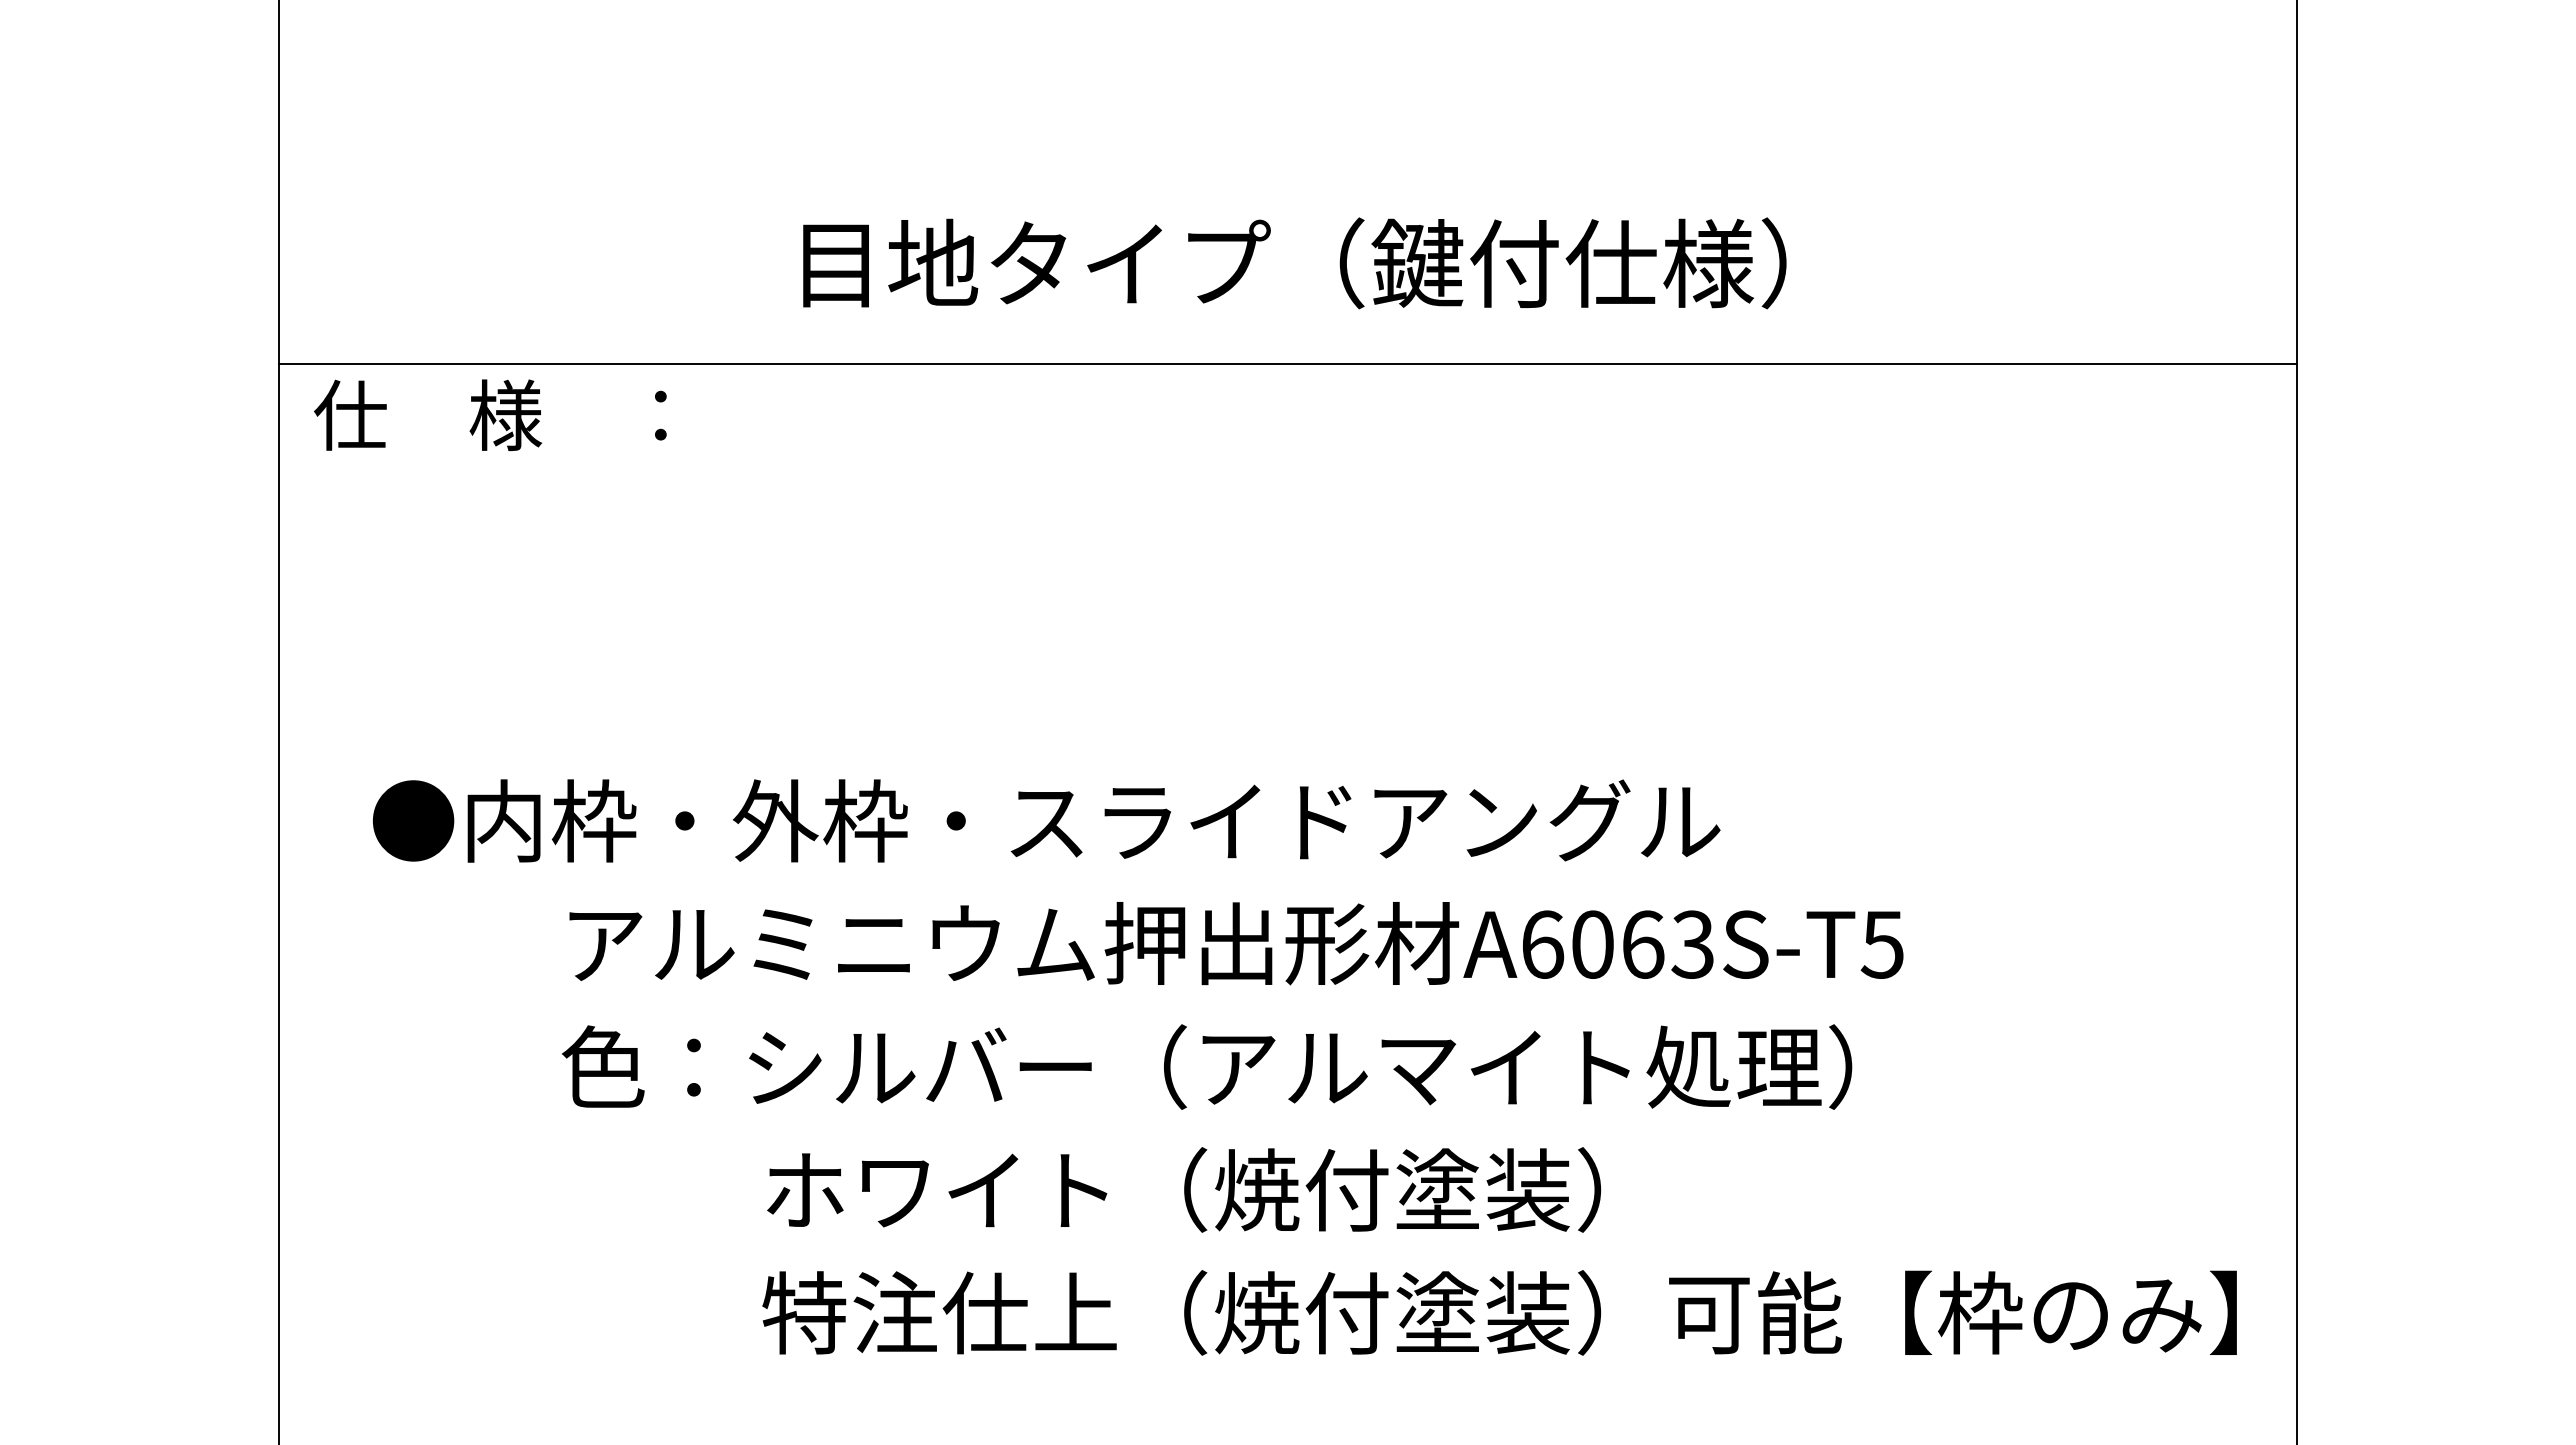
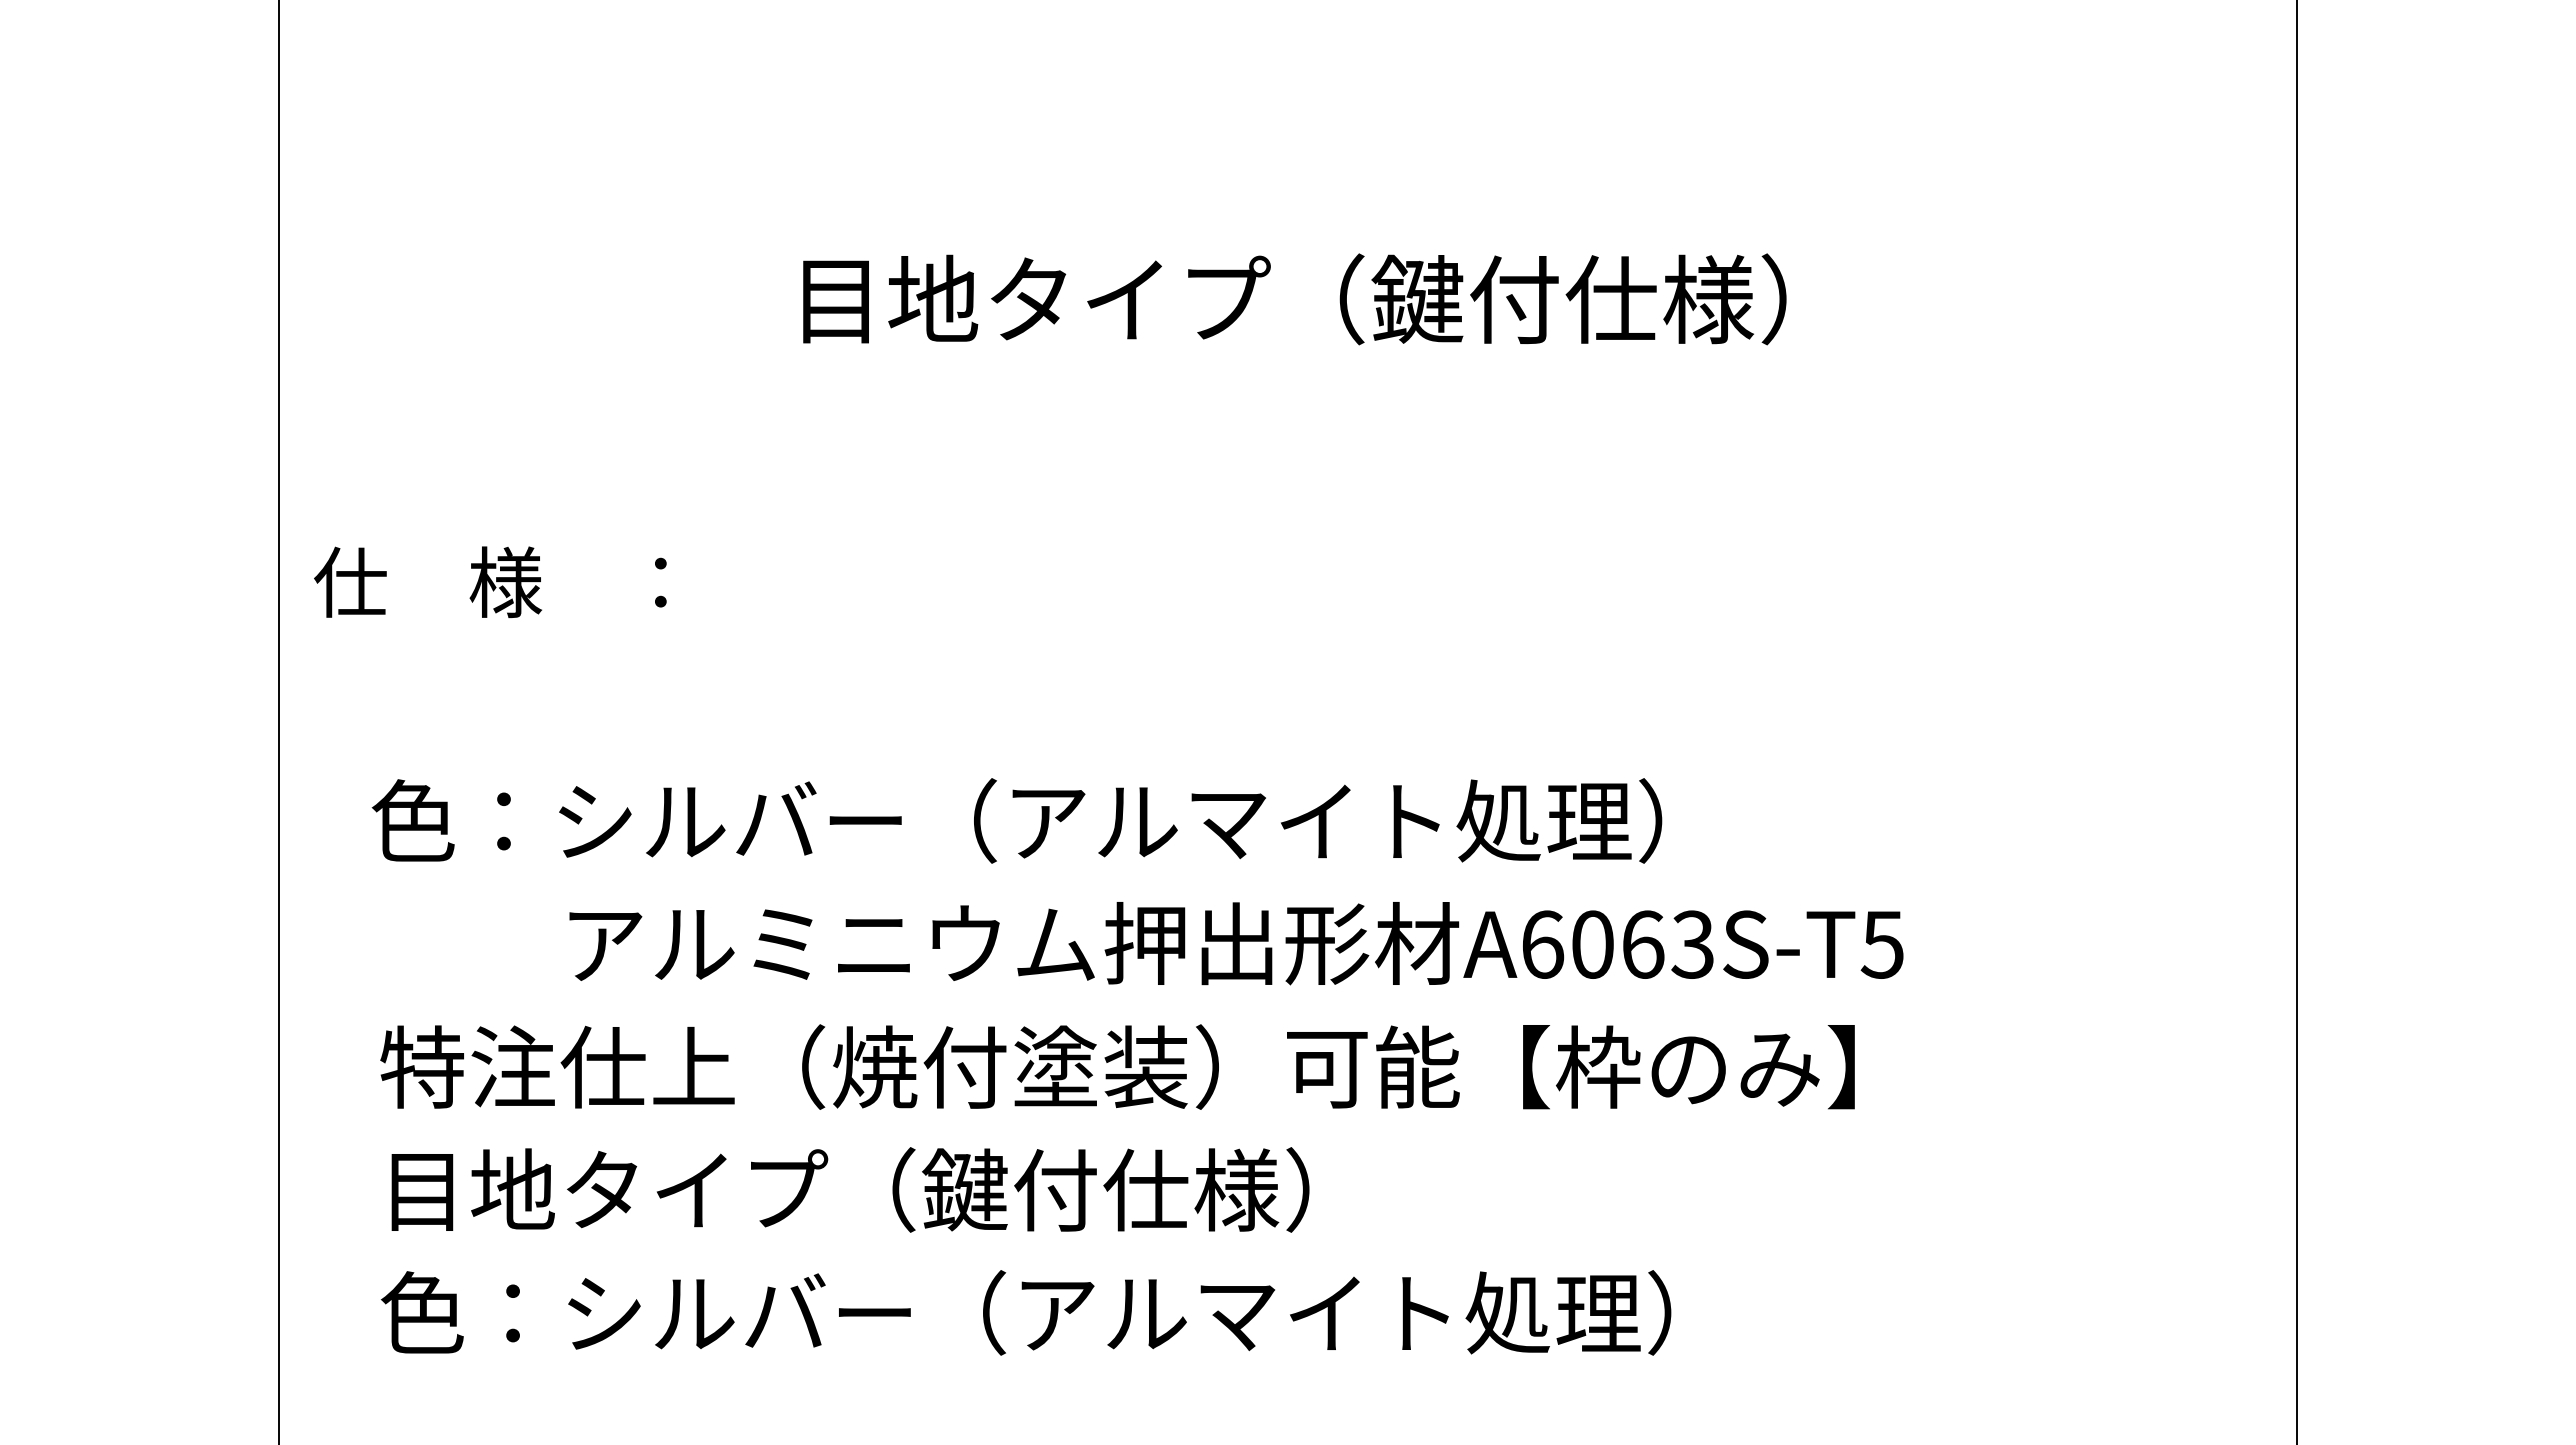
text position: (1294, 263) -> (1294, 299) (1294, 299)
line: present -> none (1287, 364)
text position: (490, 414) -> (490, 581) (490, 581)
text: ●内枠・外枠・スライドアングル -> 色：シルバー（アルマイト処理） (1045, 820)
text: 色：シルバー（アルマイト処理） -> 特注仕上（焼付塗装）可能【枠のみ】 (1117, 1066)
text: ホワイト（焼付塗装） -> 目地タイプ（鍵付仕様） (996, 1189)
text: 特注仕上（焼付塗装）可能【枠のみ】 -> 色：シルバー（アルマイト処理） (1308, 1312)
